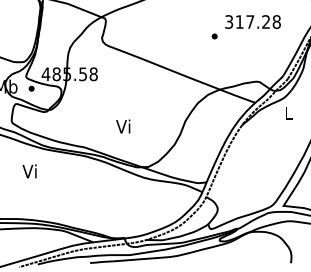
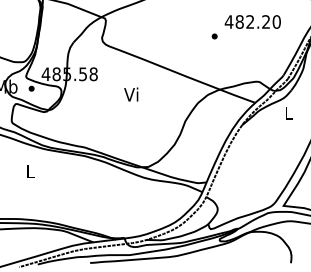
text: 317.28 -> 482.20 (252, 21)
text position: (123, 126) -> (131, 94) (131, 94)
text: Vi -> L (29, 171)
